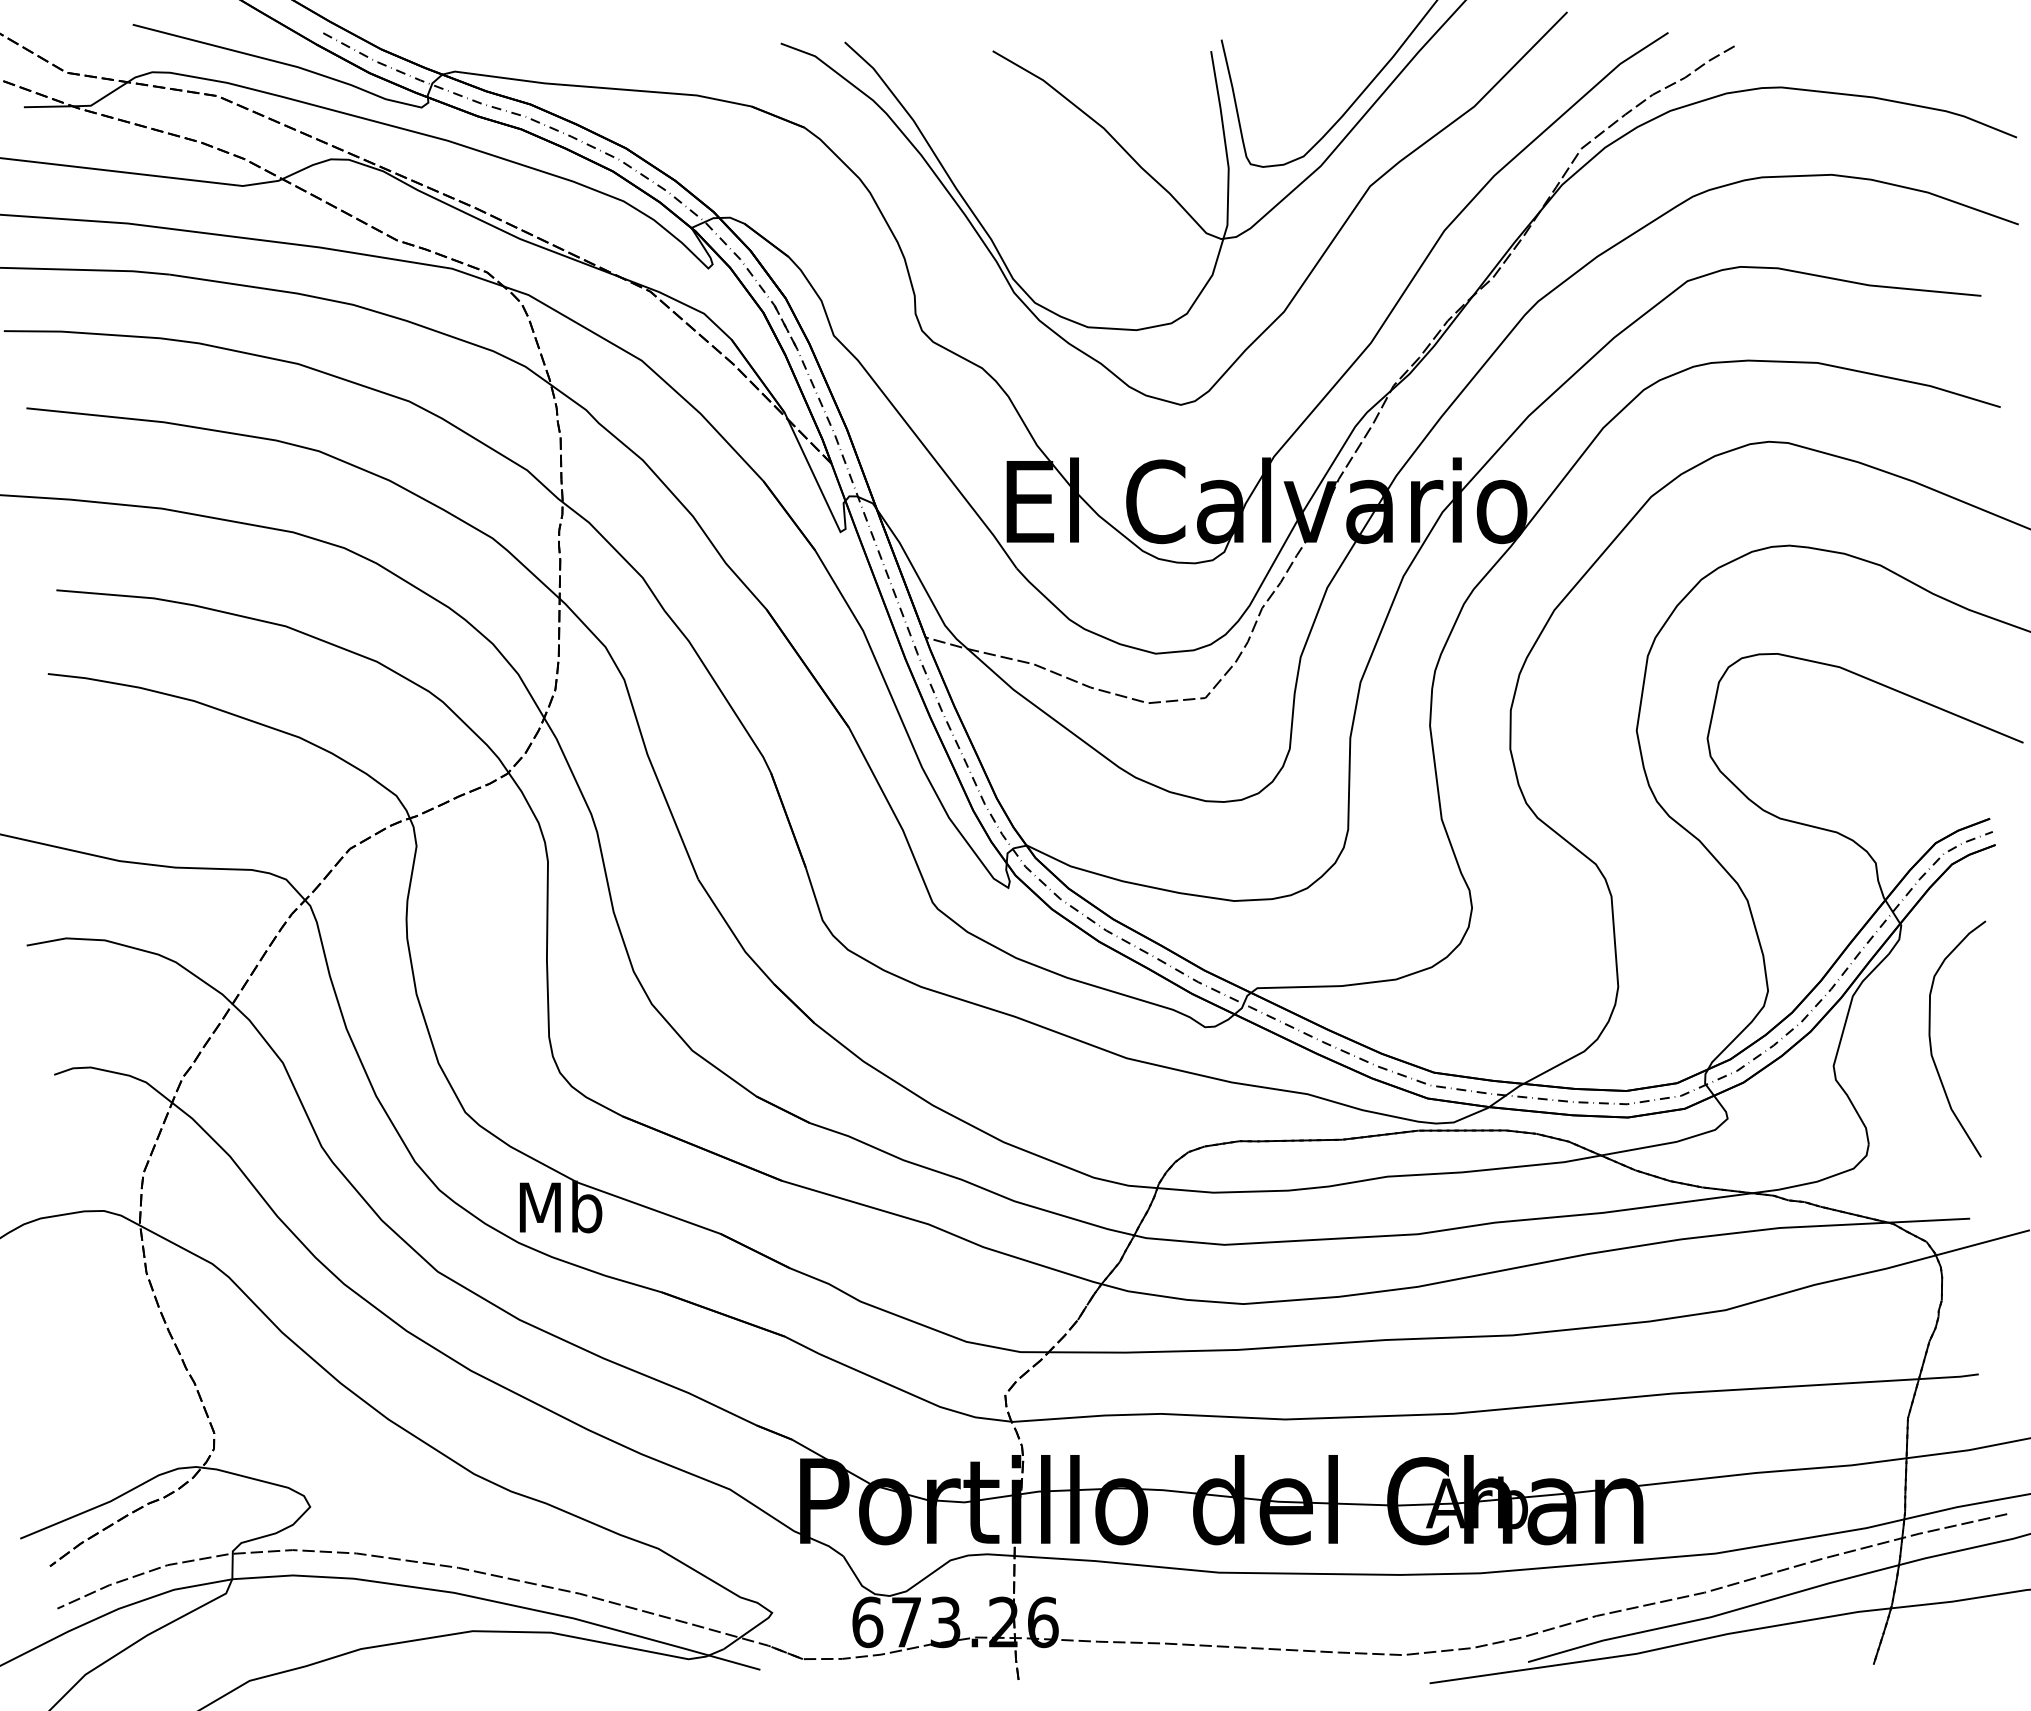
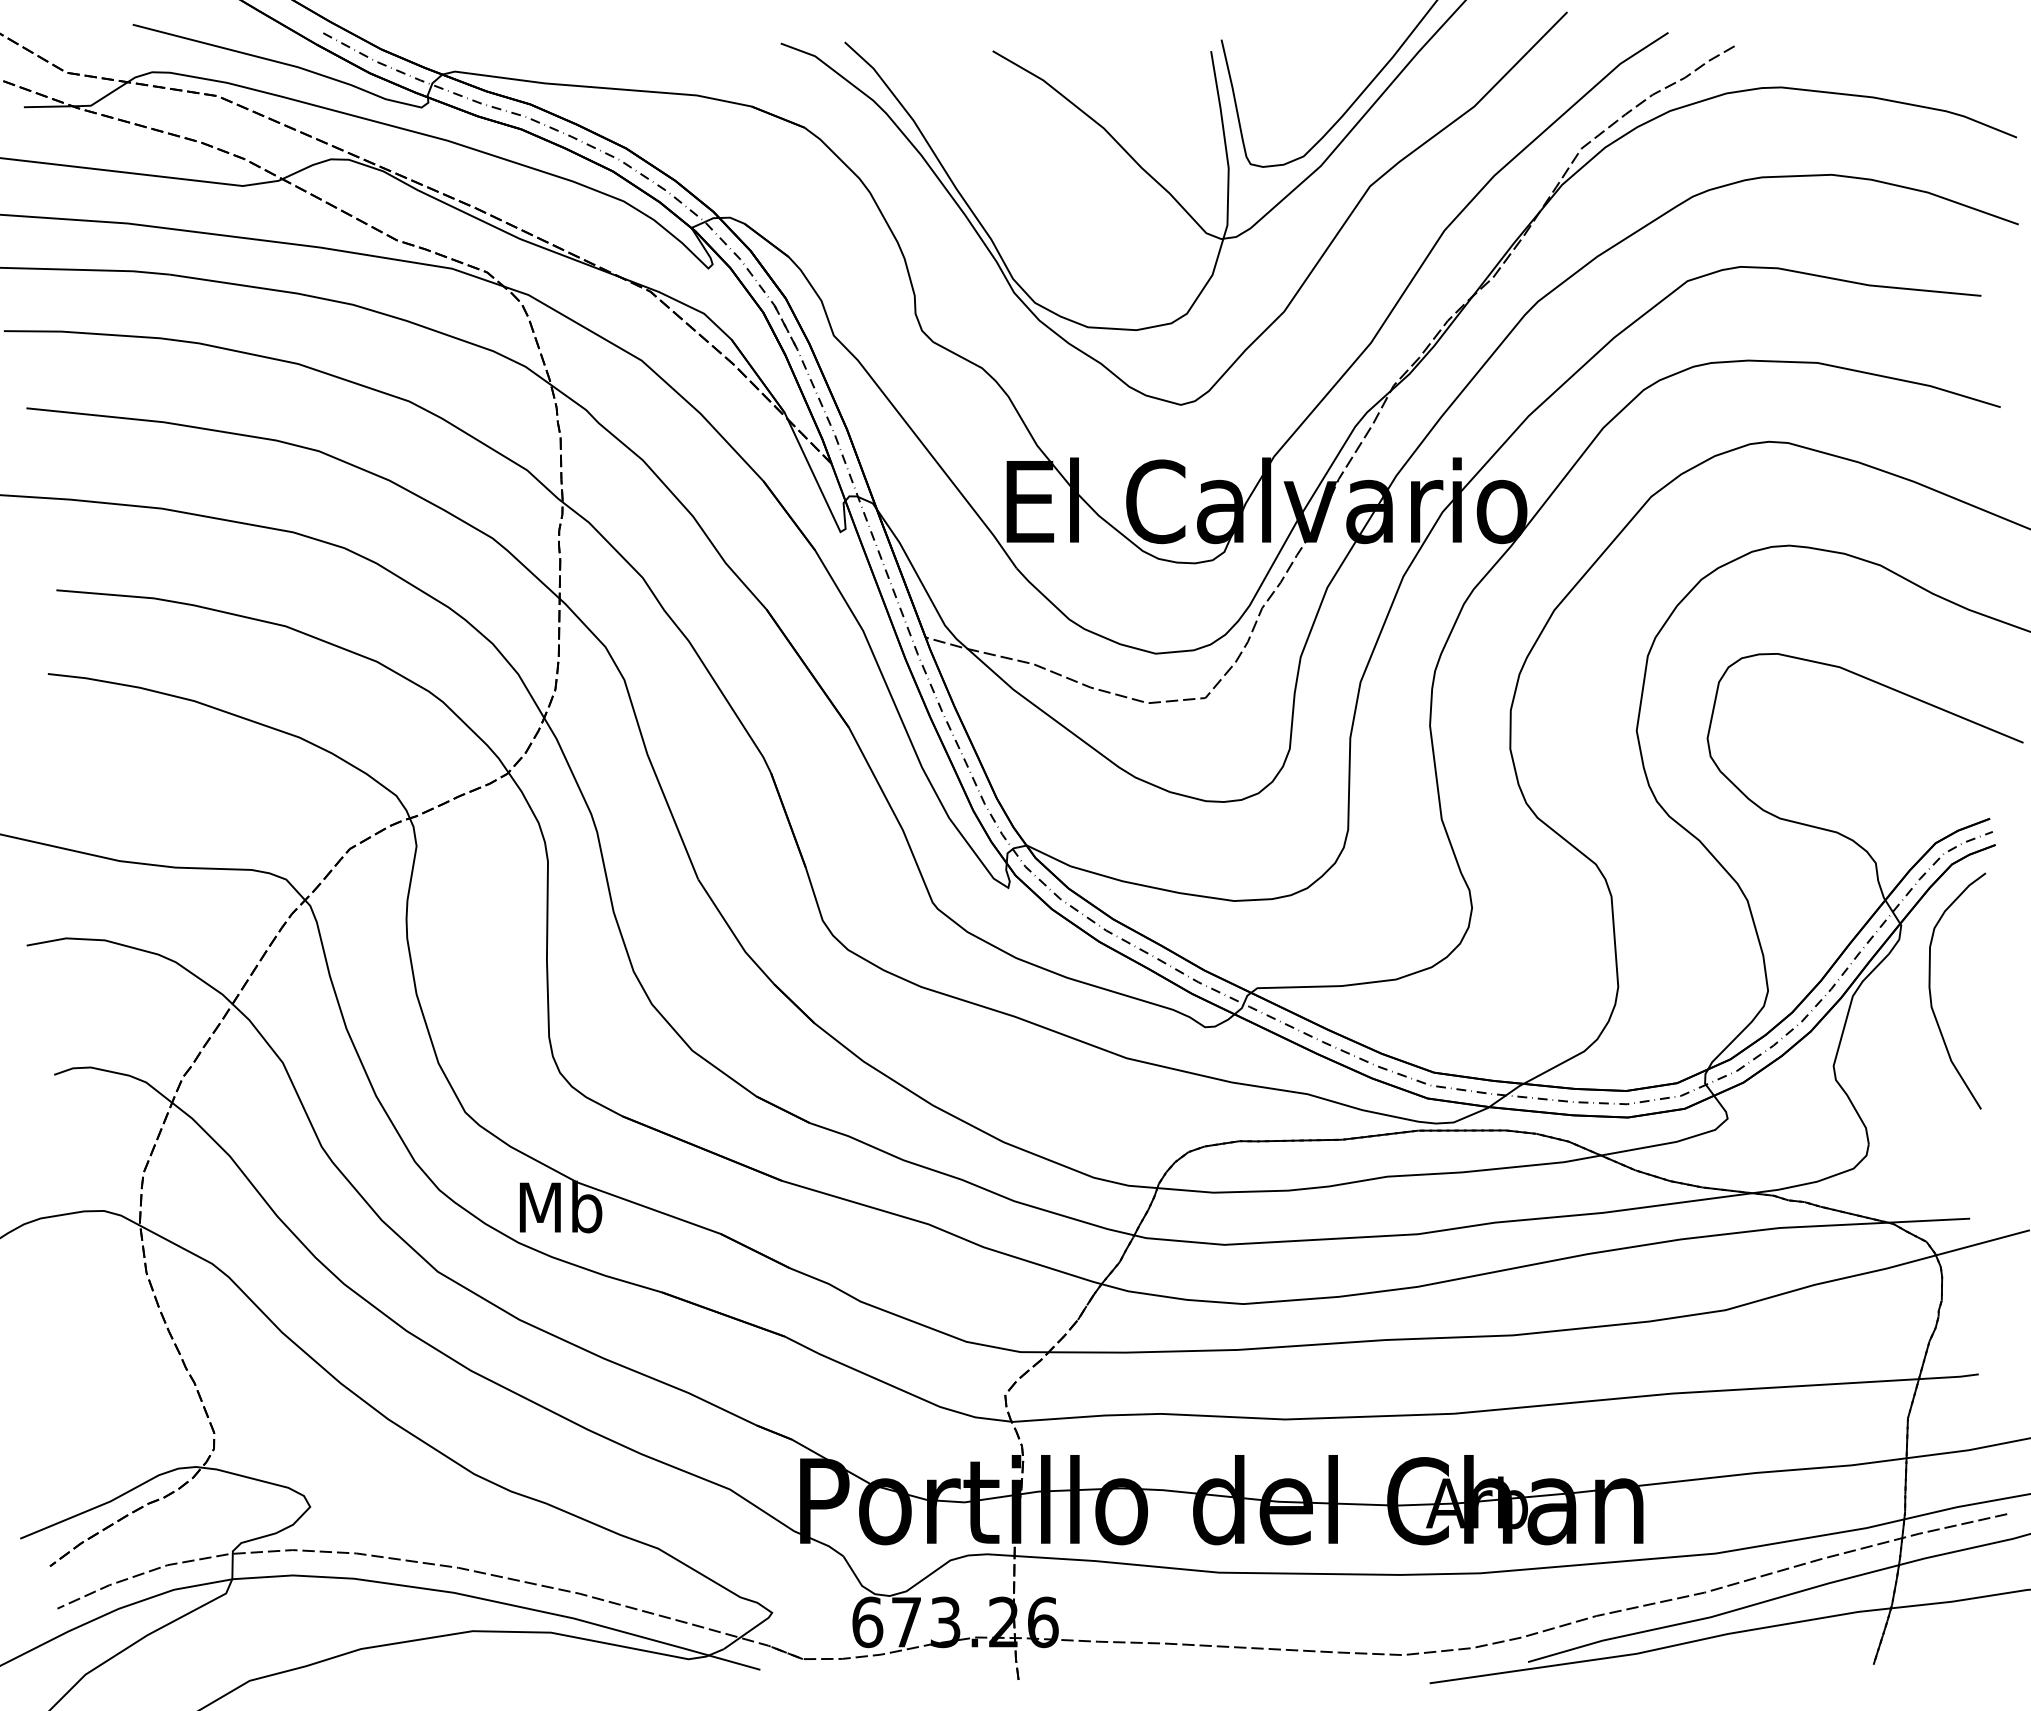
curve position: (1931, 1042) -> (1931, 994) (1931, 994)
